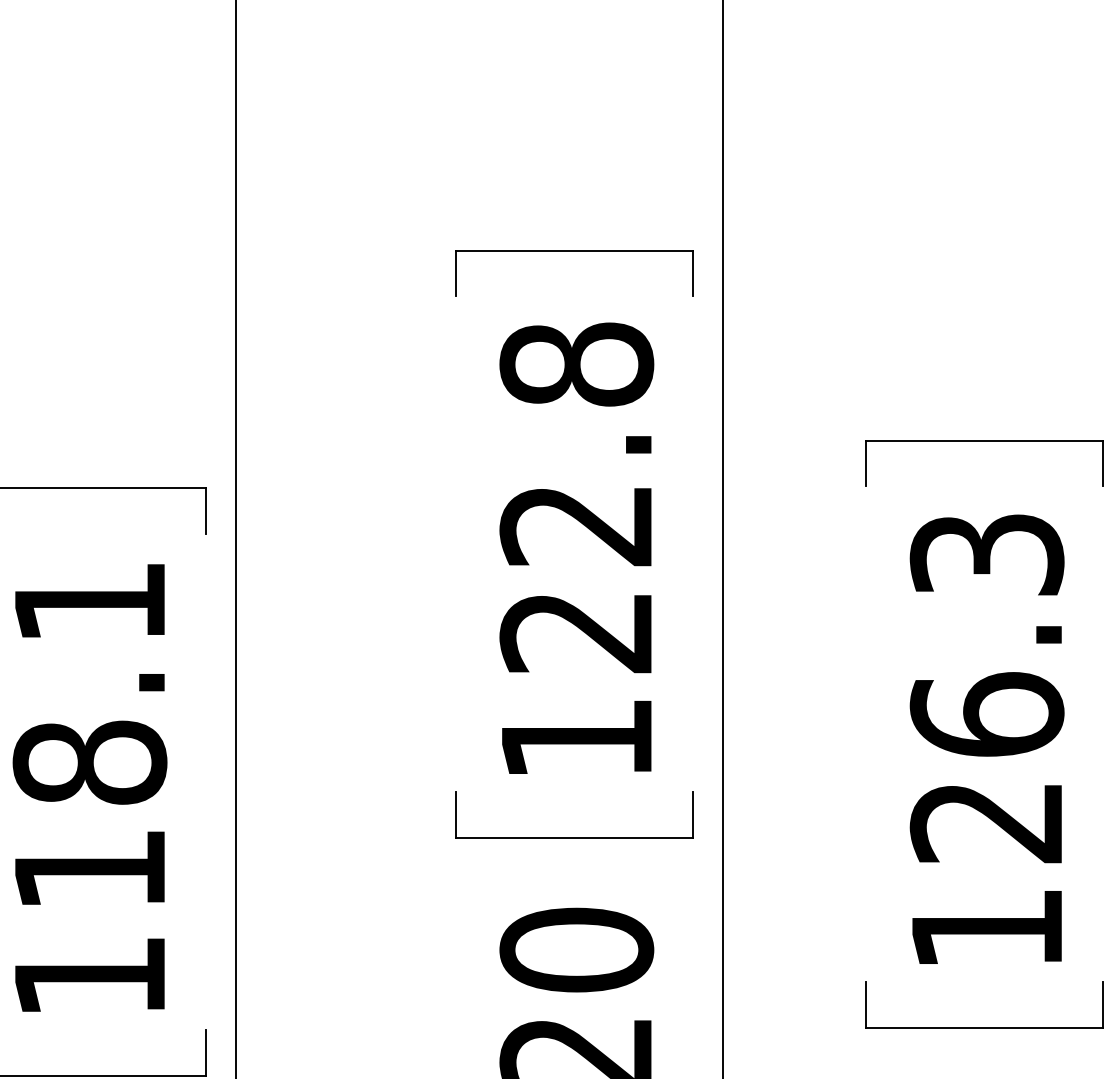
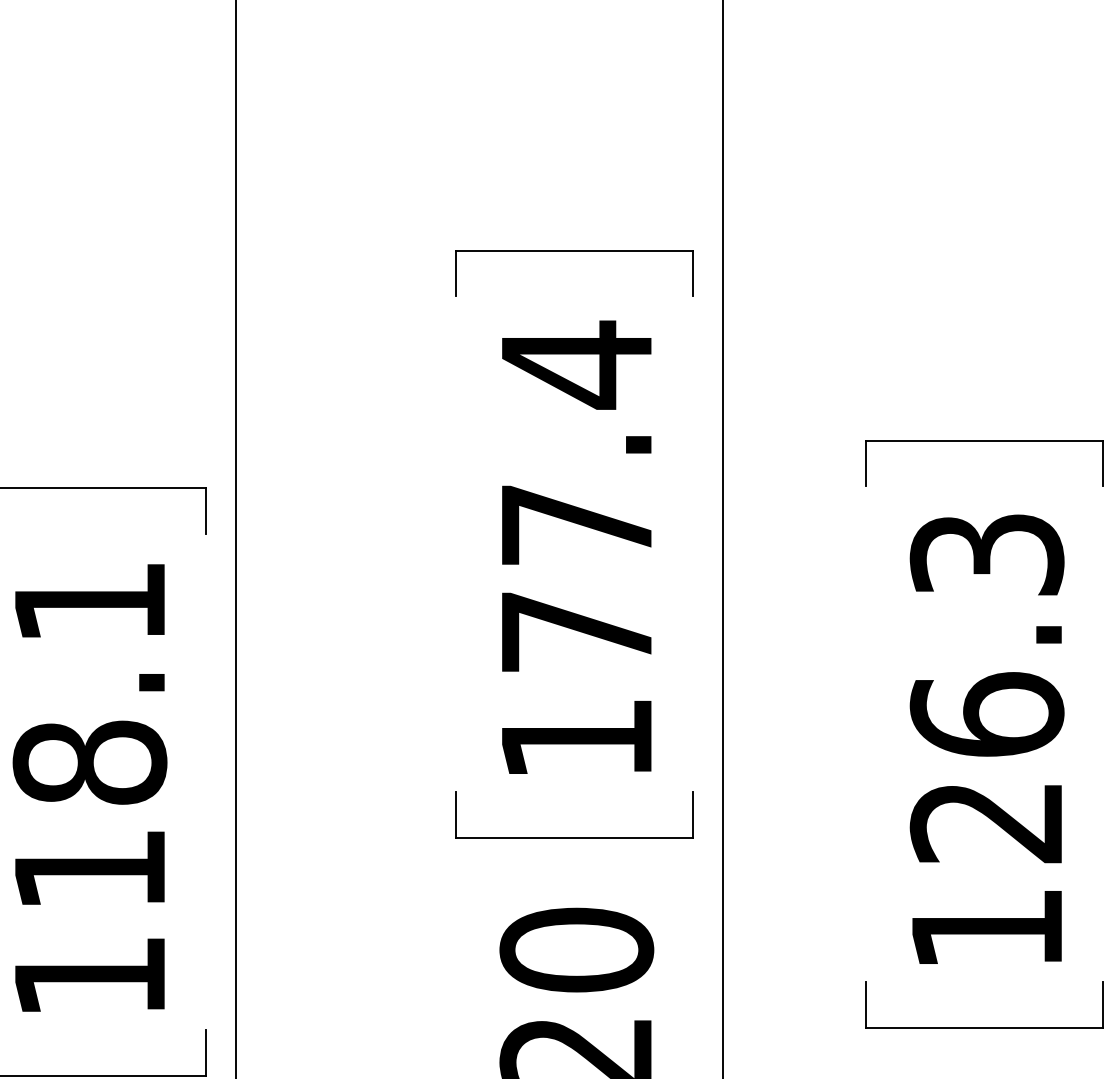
text: 122.8 -> 177.4 (576, 496)
